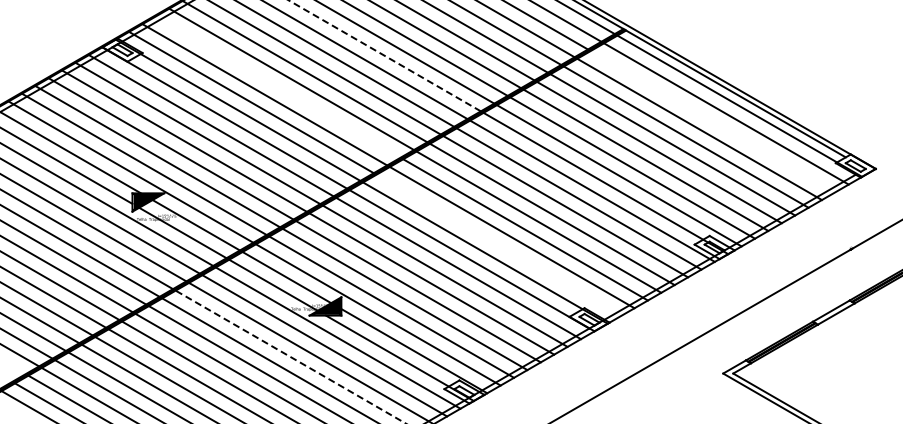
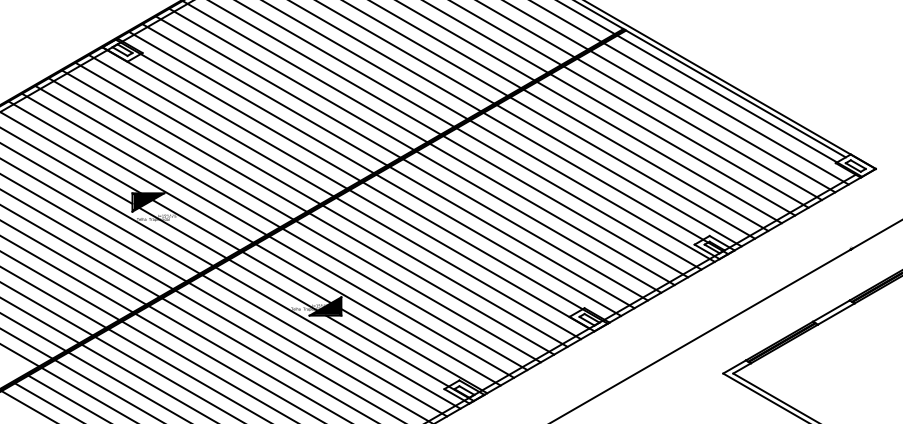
line: dashed -> solid (384, 55)
line: none -> present (277, 86)
line: none -> present (712, 121)
line: none -> present (498, 244)
line: dashed -> solid (290, 357)
